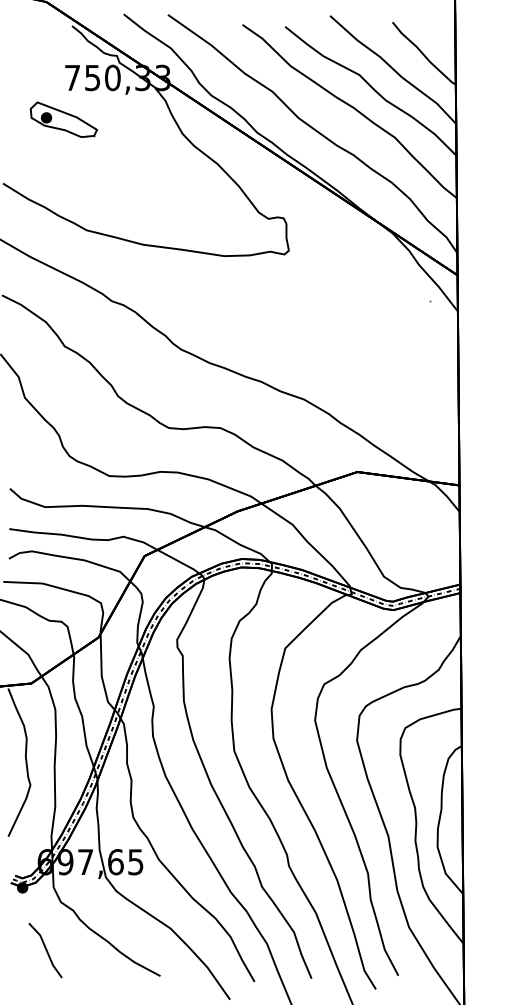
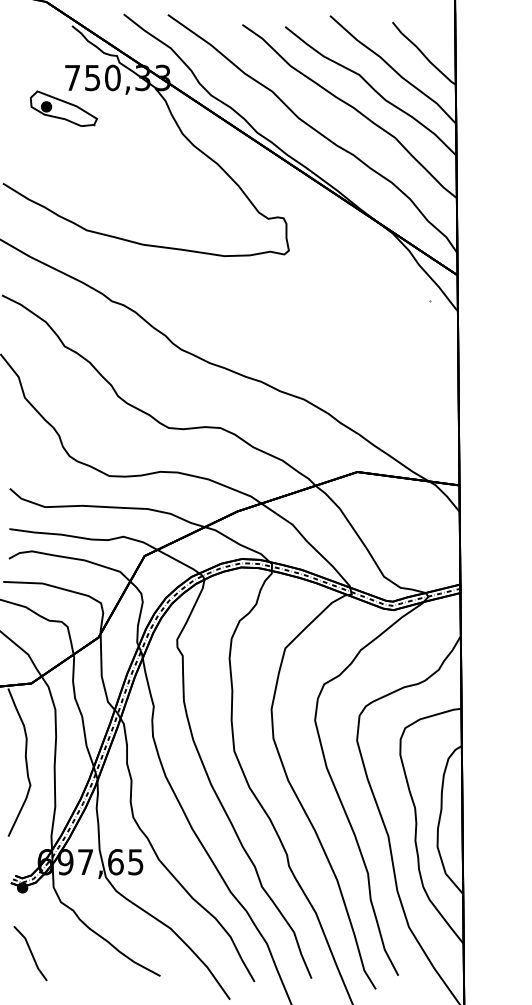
part position: (63, 119) -> (63, 108) (63, 108)
line position: (45, 950) -> (30, 953) (30, 953)
